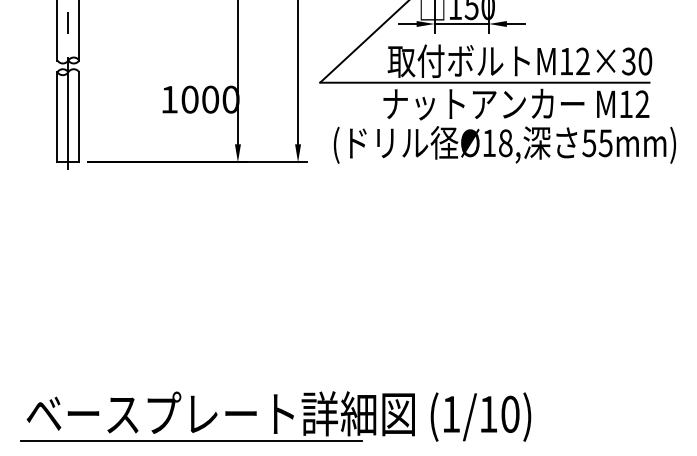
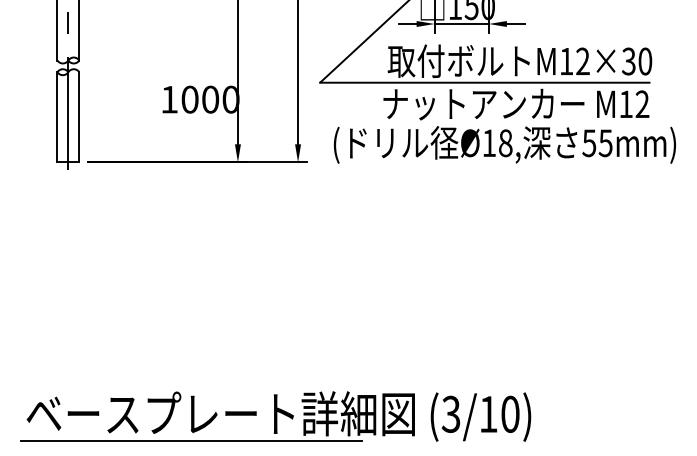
text: (1/10) -> (3/10) (450, 413)
